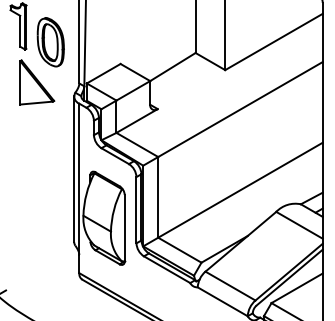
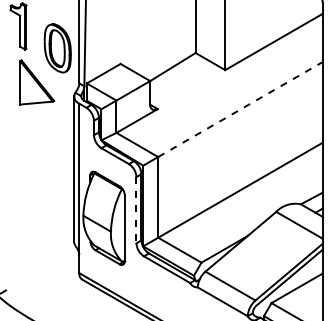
part position: (50, 42) -> (57, 48) (57, 48)
line: solid -> dashed (240, 109)
line: solid -> dashed (136, 210)
